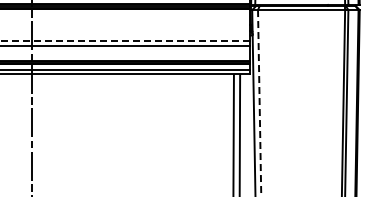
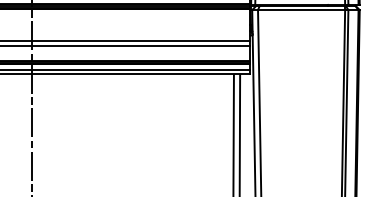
line: dashed -> solid (124, 41)
line: dashed -> solid (259, 103)
